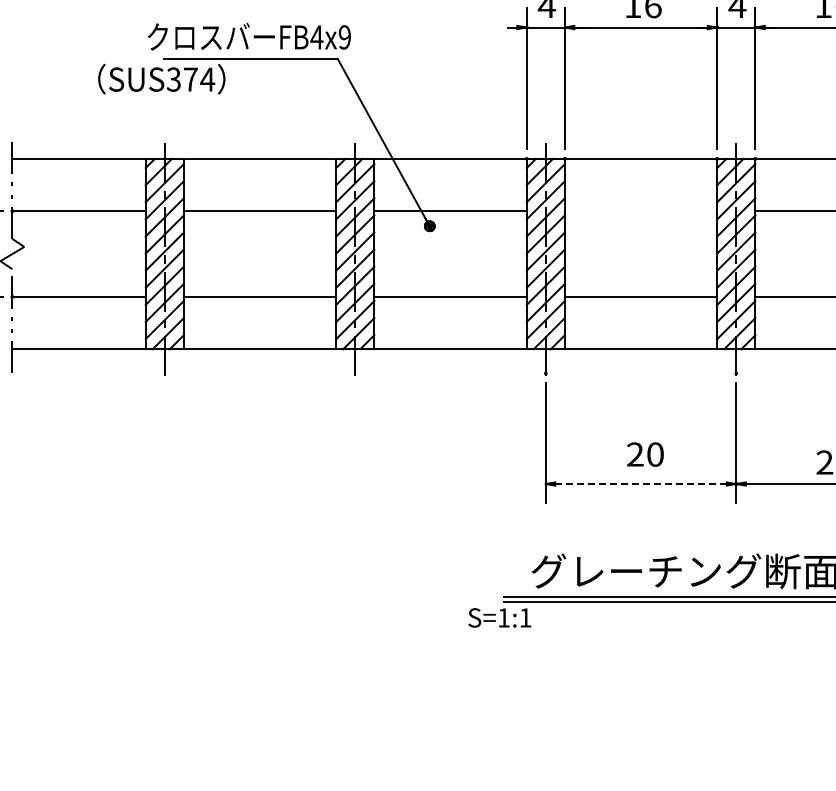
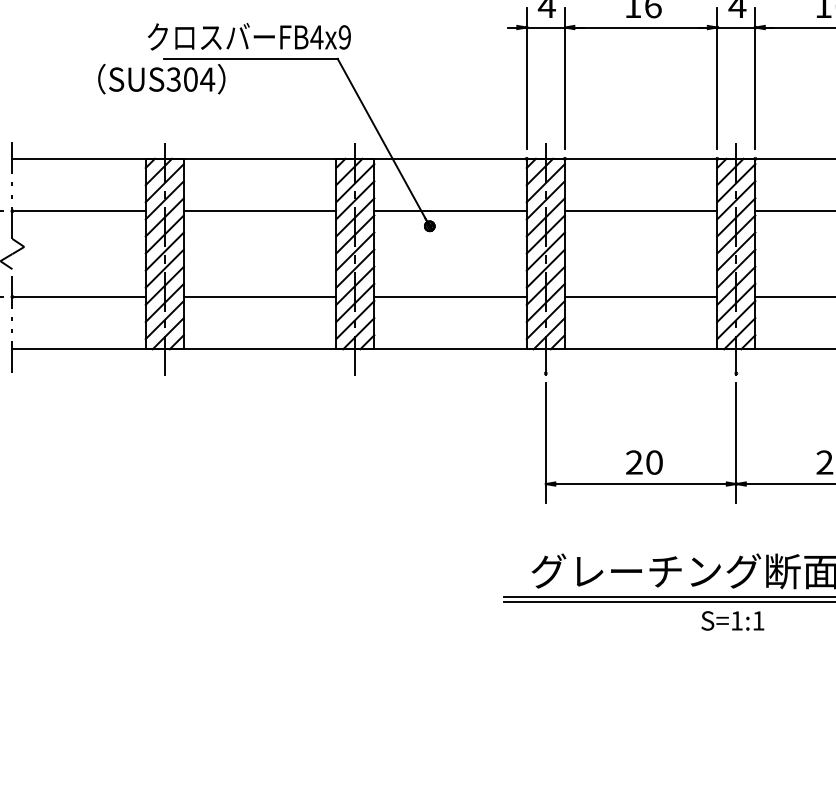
text: SUS374 -> SUS304 (190, 79)
line: none -> present (640, 211)
text position: (645, 454) -> (644, 462) (644, 462)
line: dashed -> solid (641, 484)
text position: (499, 617) -> (732, 620) (732, 620)
